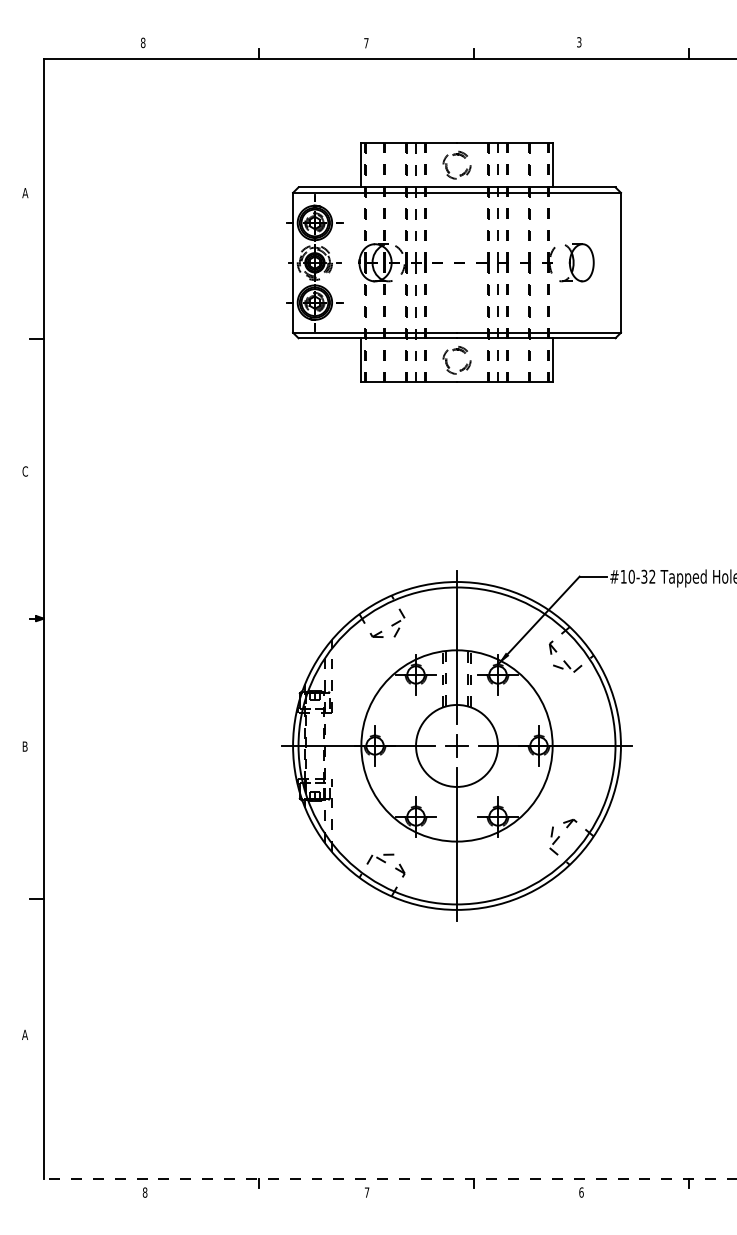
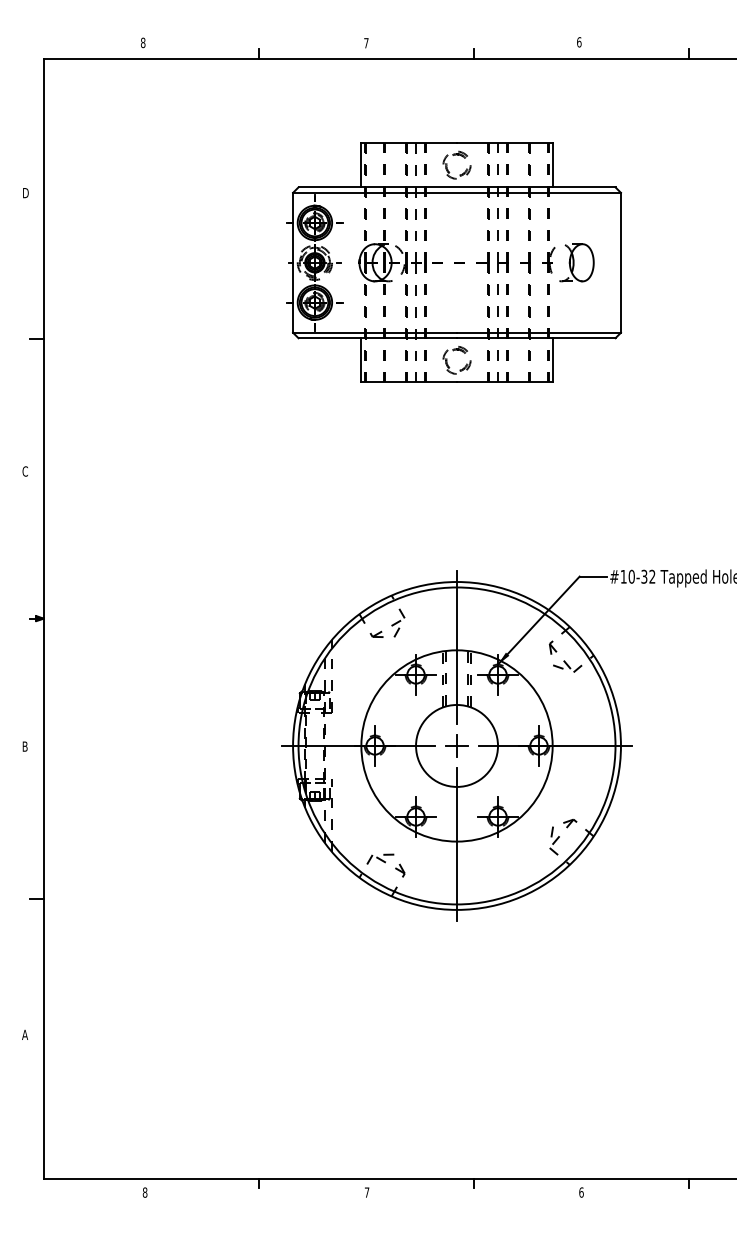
text: 3 -> 6 (579, 42)
text: A -> D (25, 193)
line: dashed -> solid (389, 1178)
